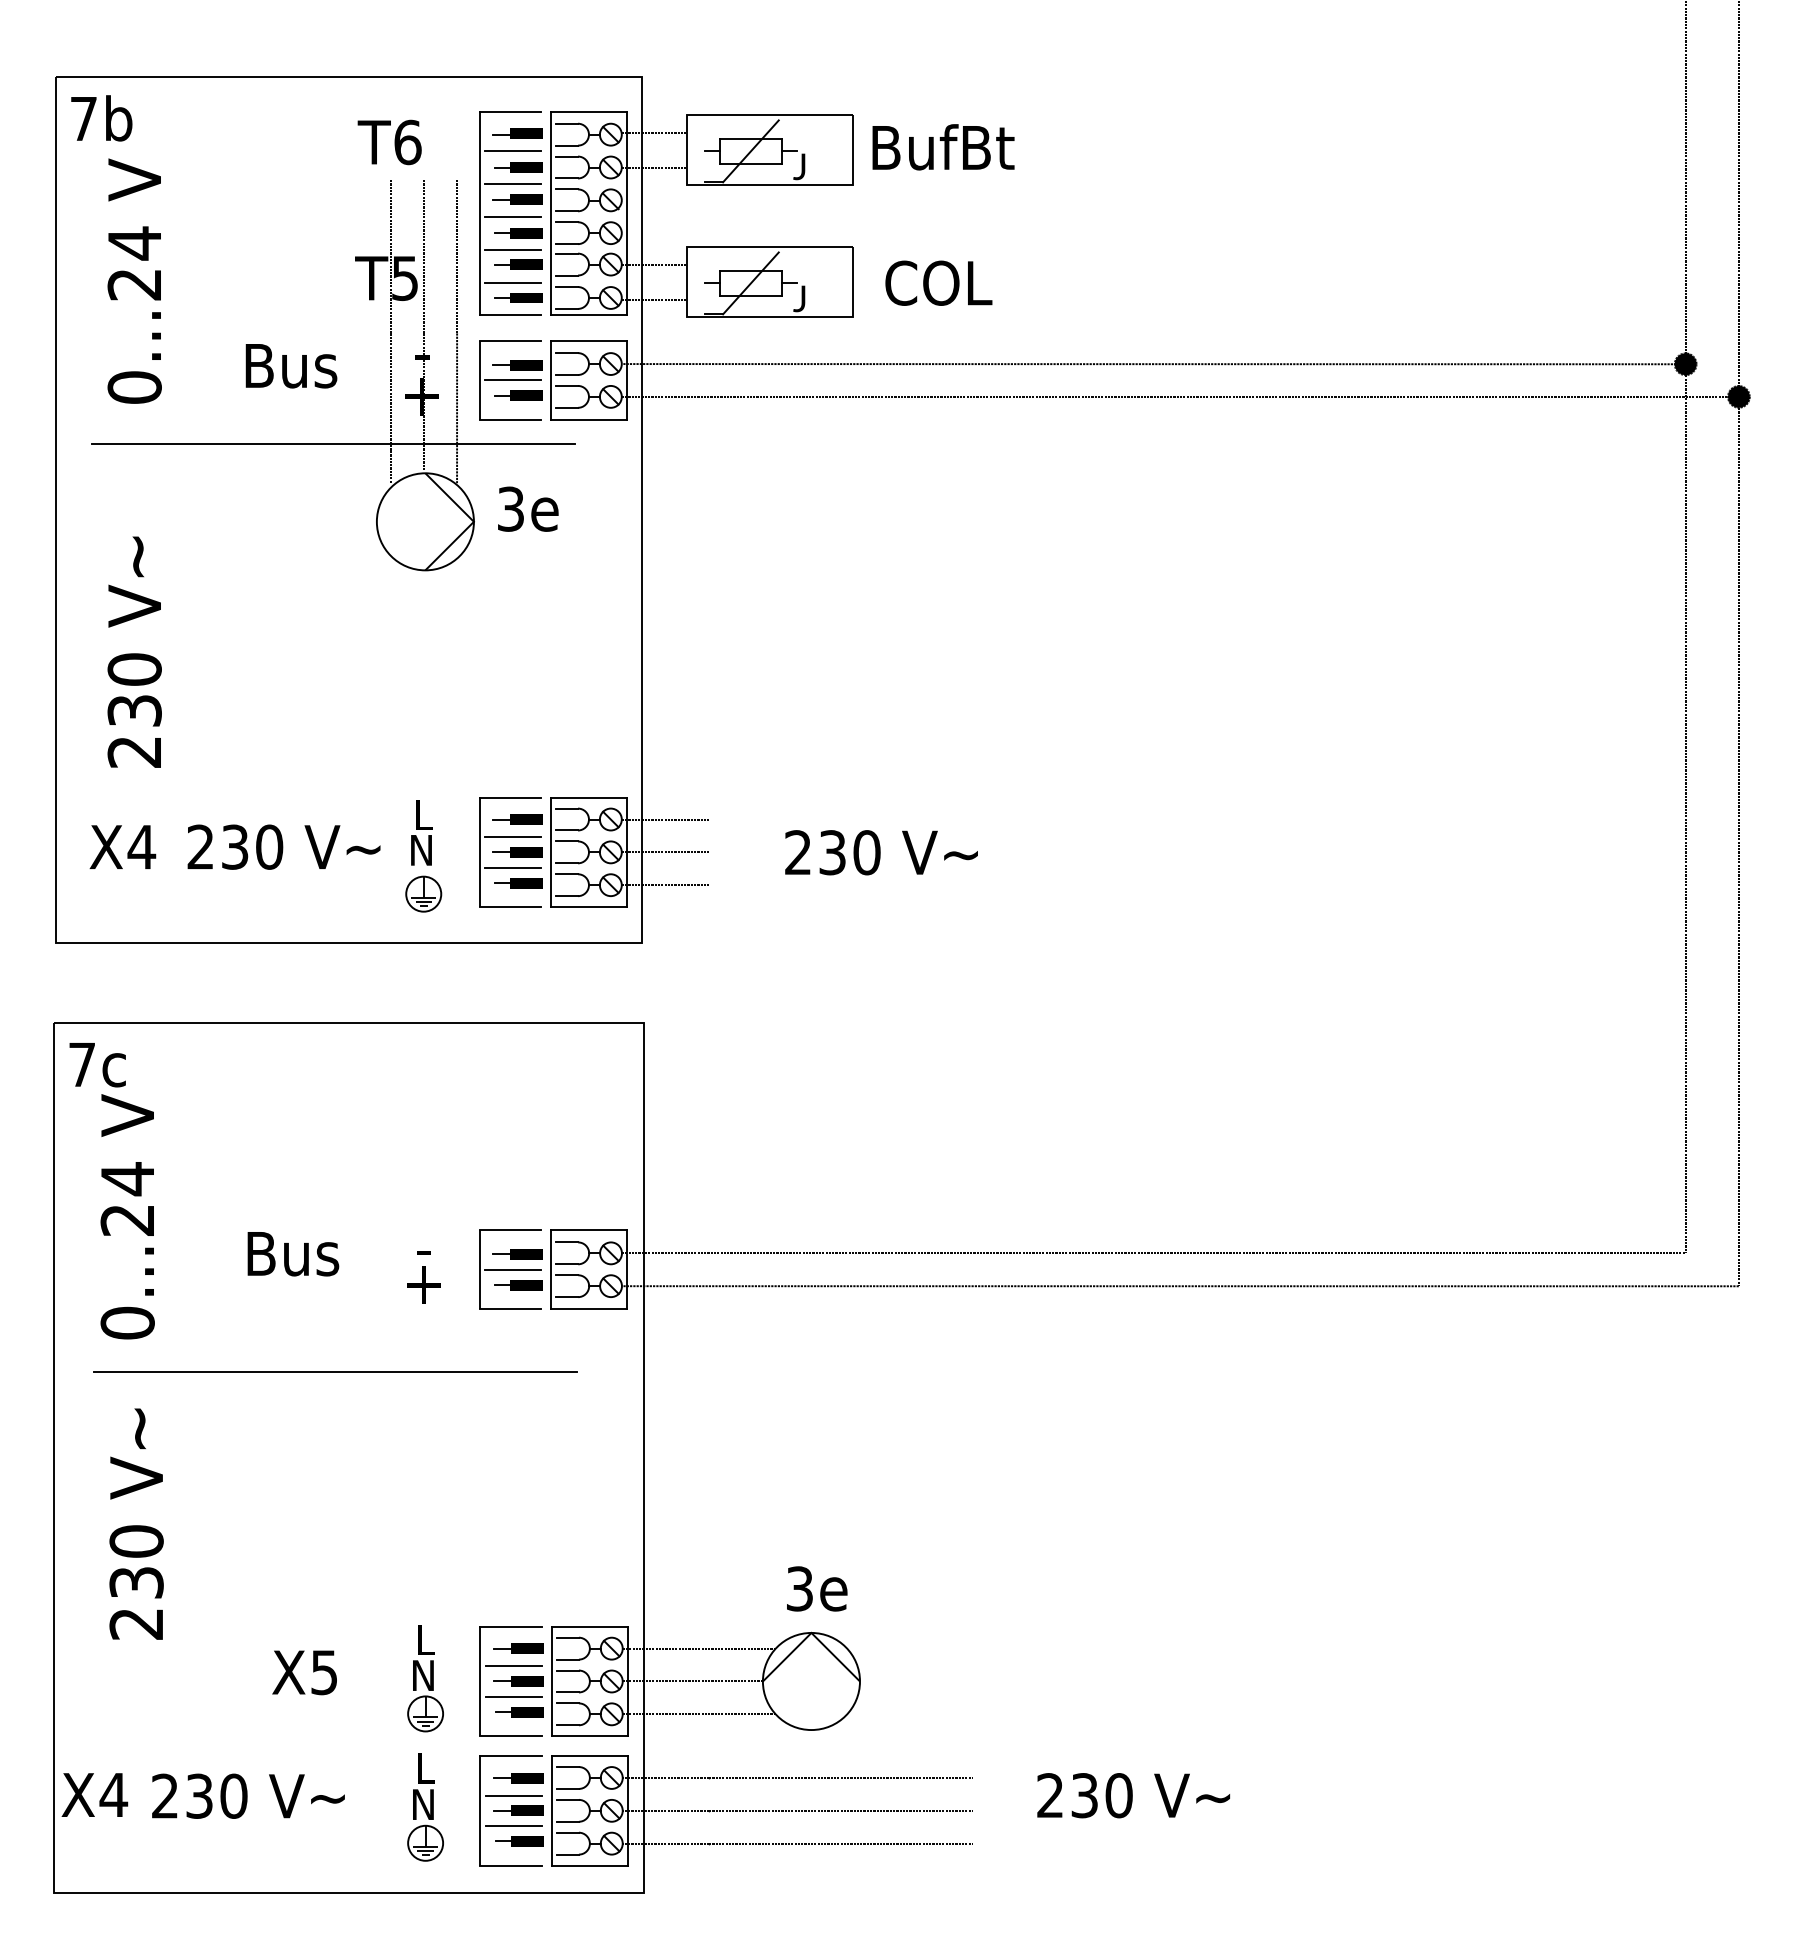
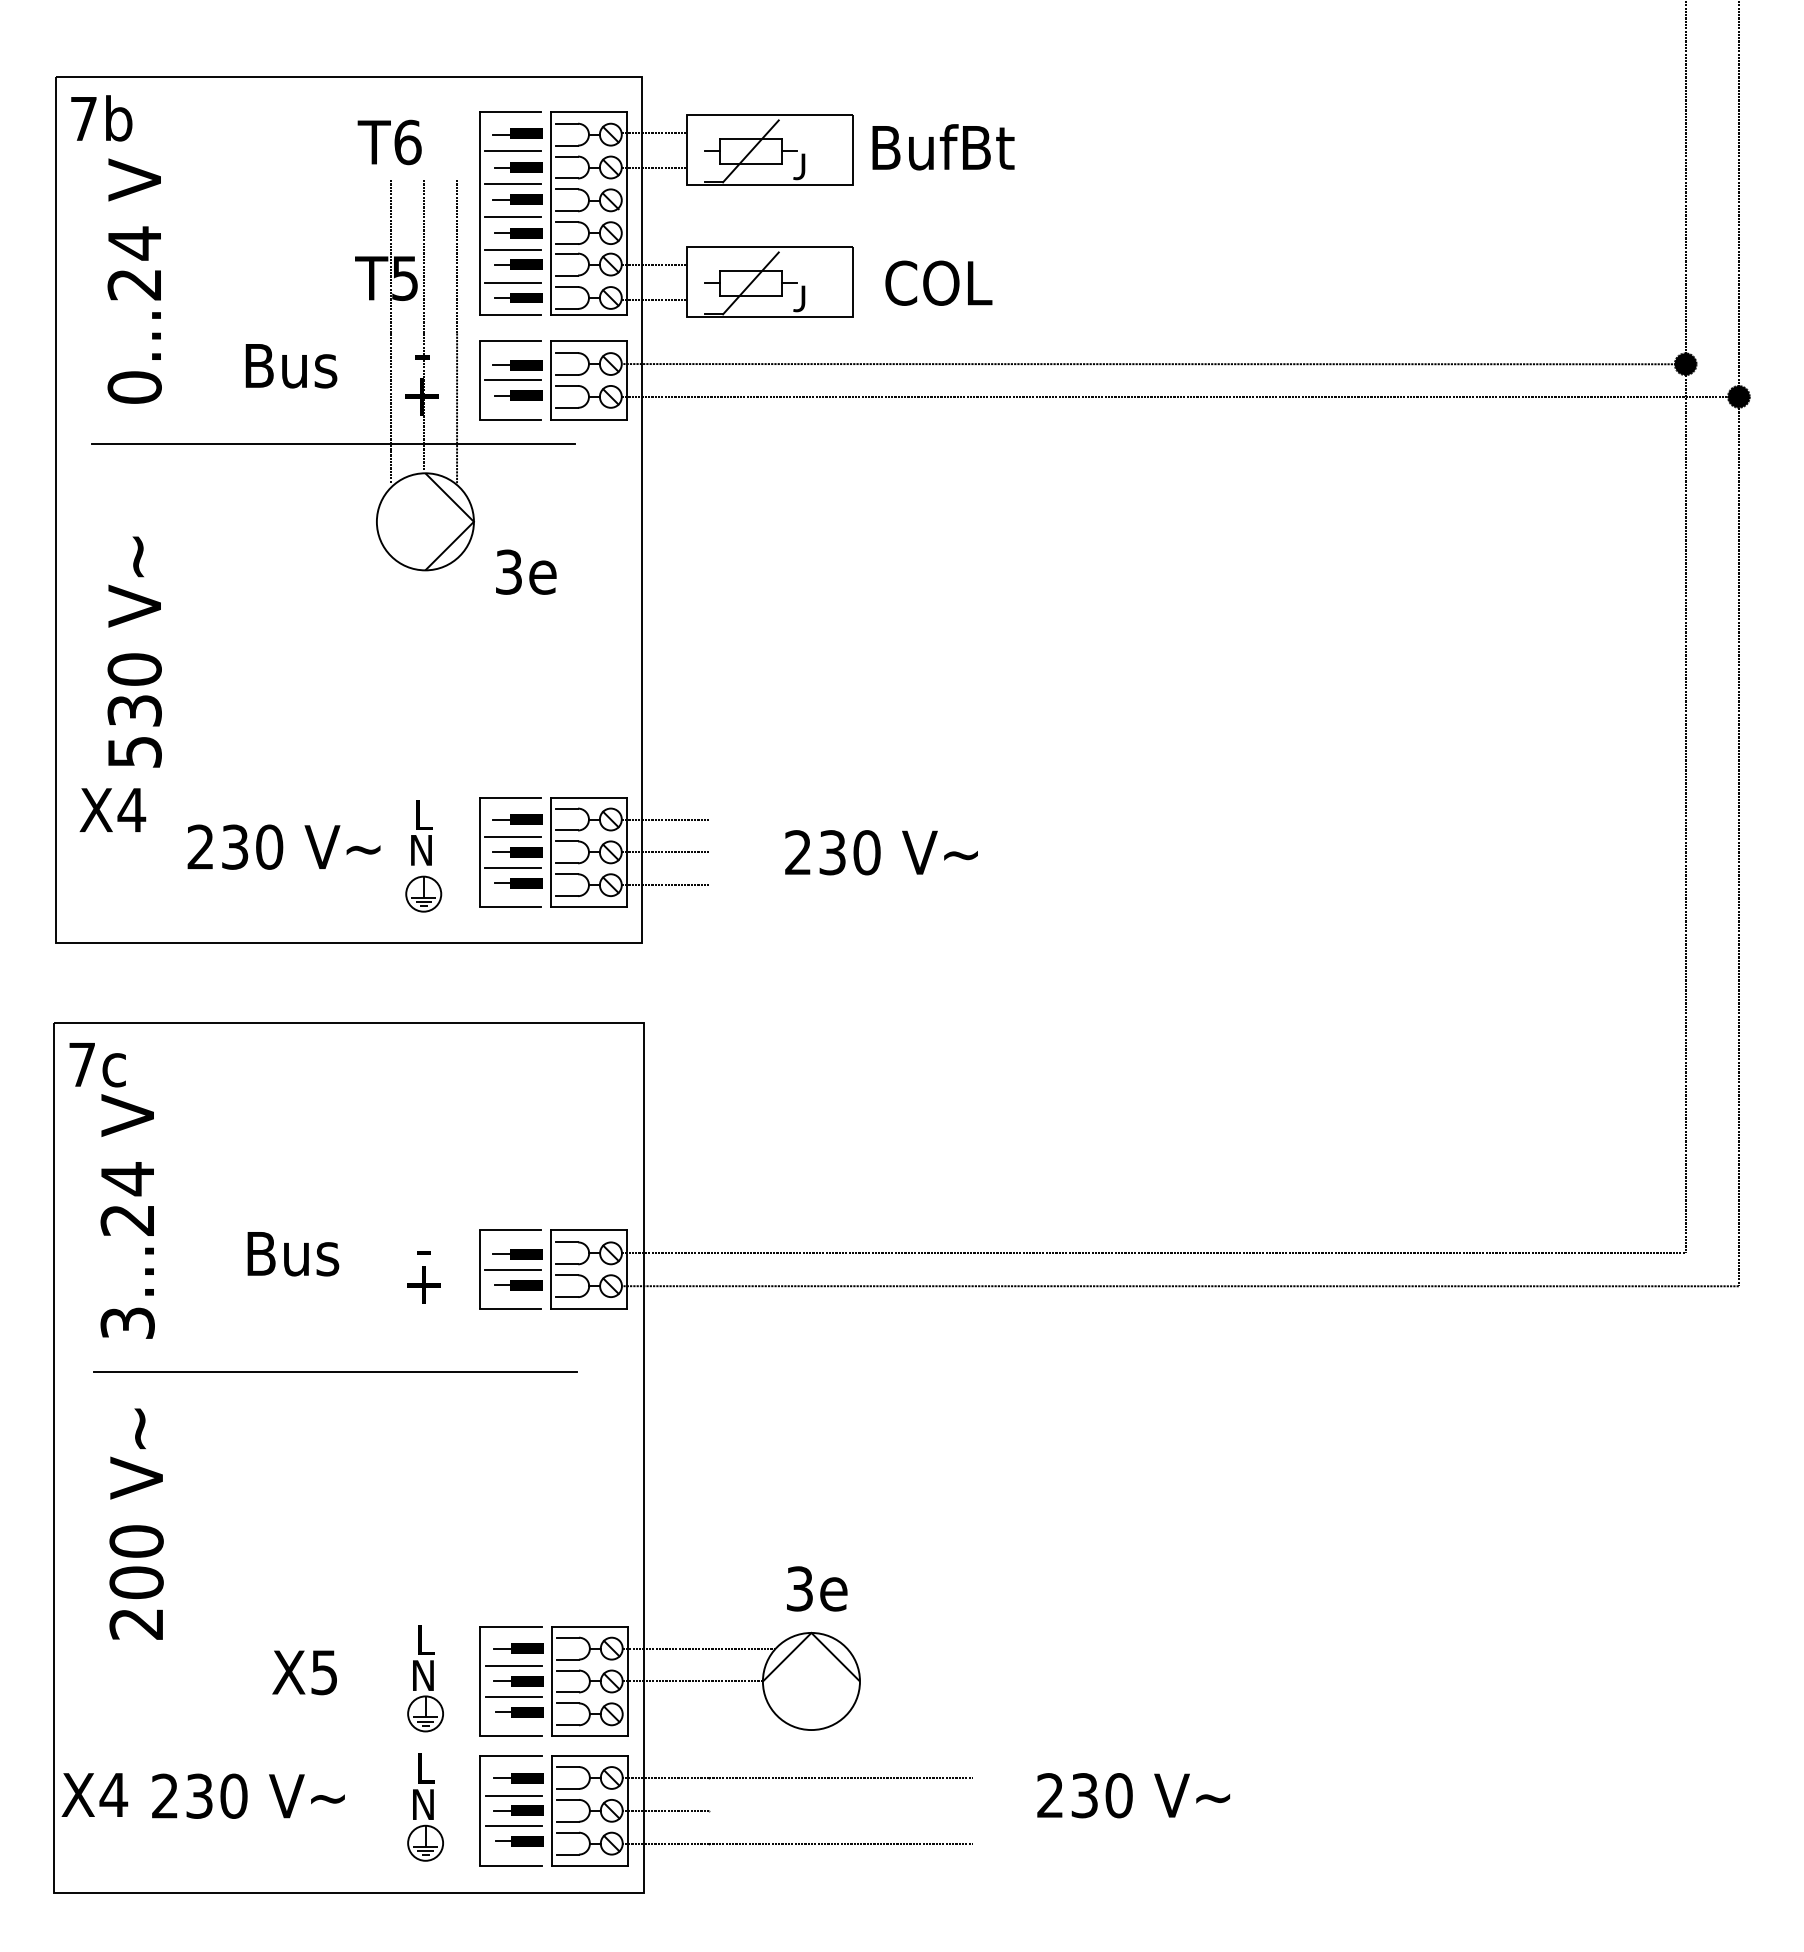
text position: (528, 508) -> (526, 571) (526, 571)
text: 230 -> 530 (134, 752)
text position: (122, 846) -> (112, 809) (112, 809)
text: 0...24 -> 3...24 (127, 1322)
text: 230 -> 200 (136, 1582)
line: present -> none (698, 1714)
line: present -> none (841, 1810)
